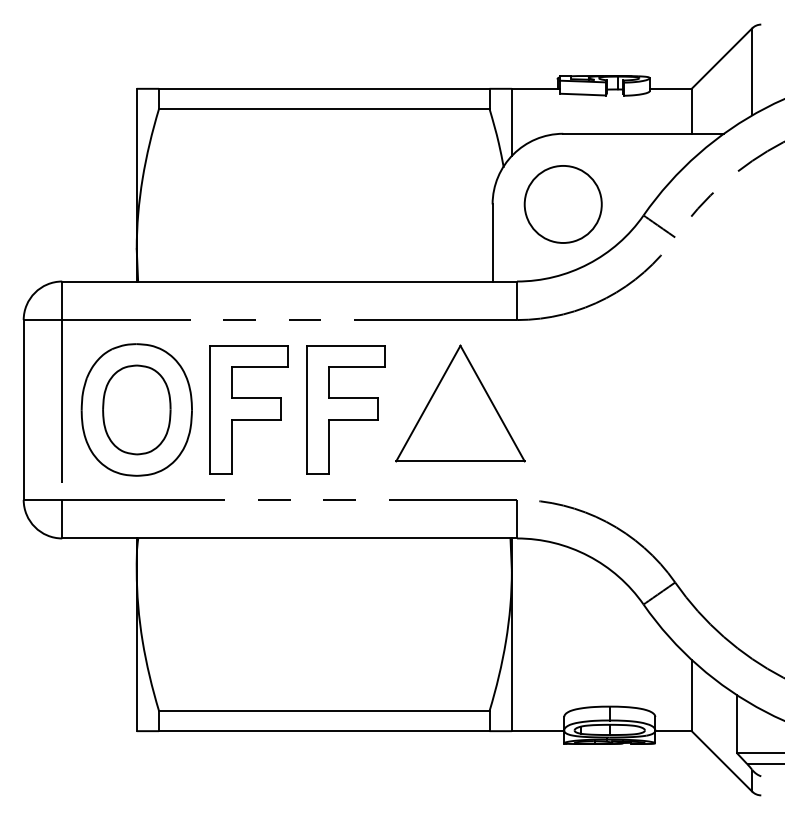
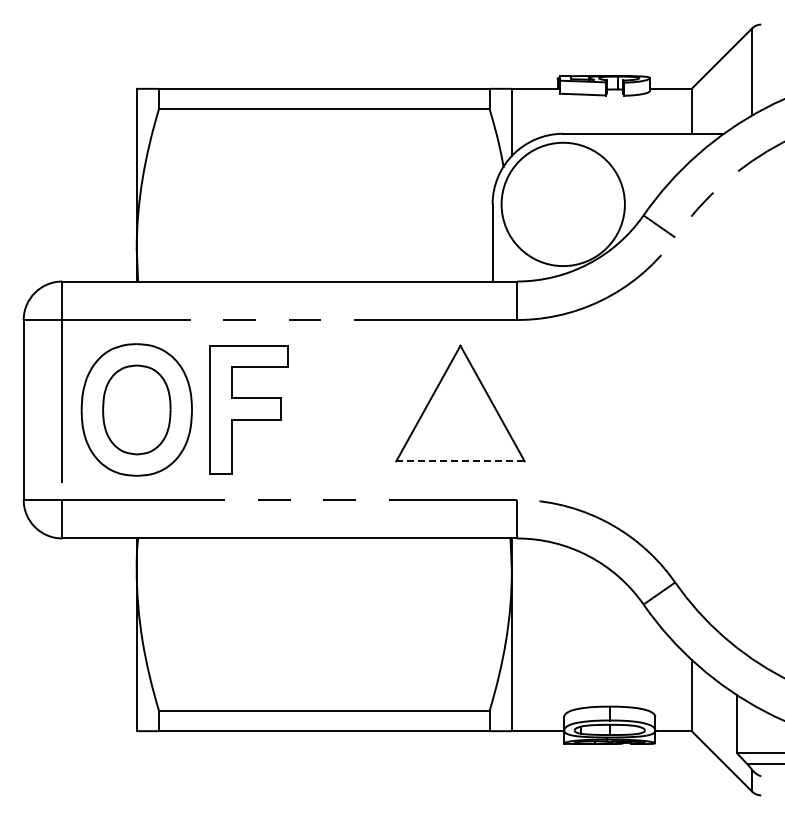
circle diameter: 77 px -> 123 px (562, 204)
part: present -> none (345, 409)
line: solid -> dashed (460, 461)
